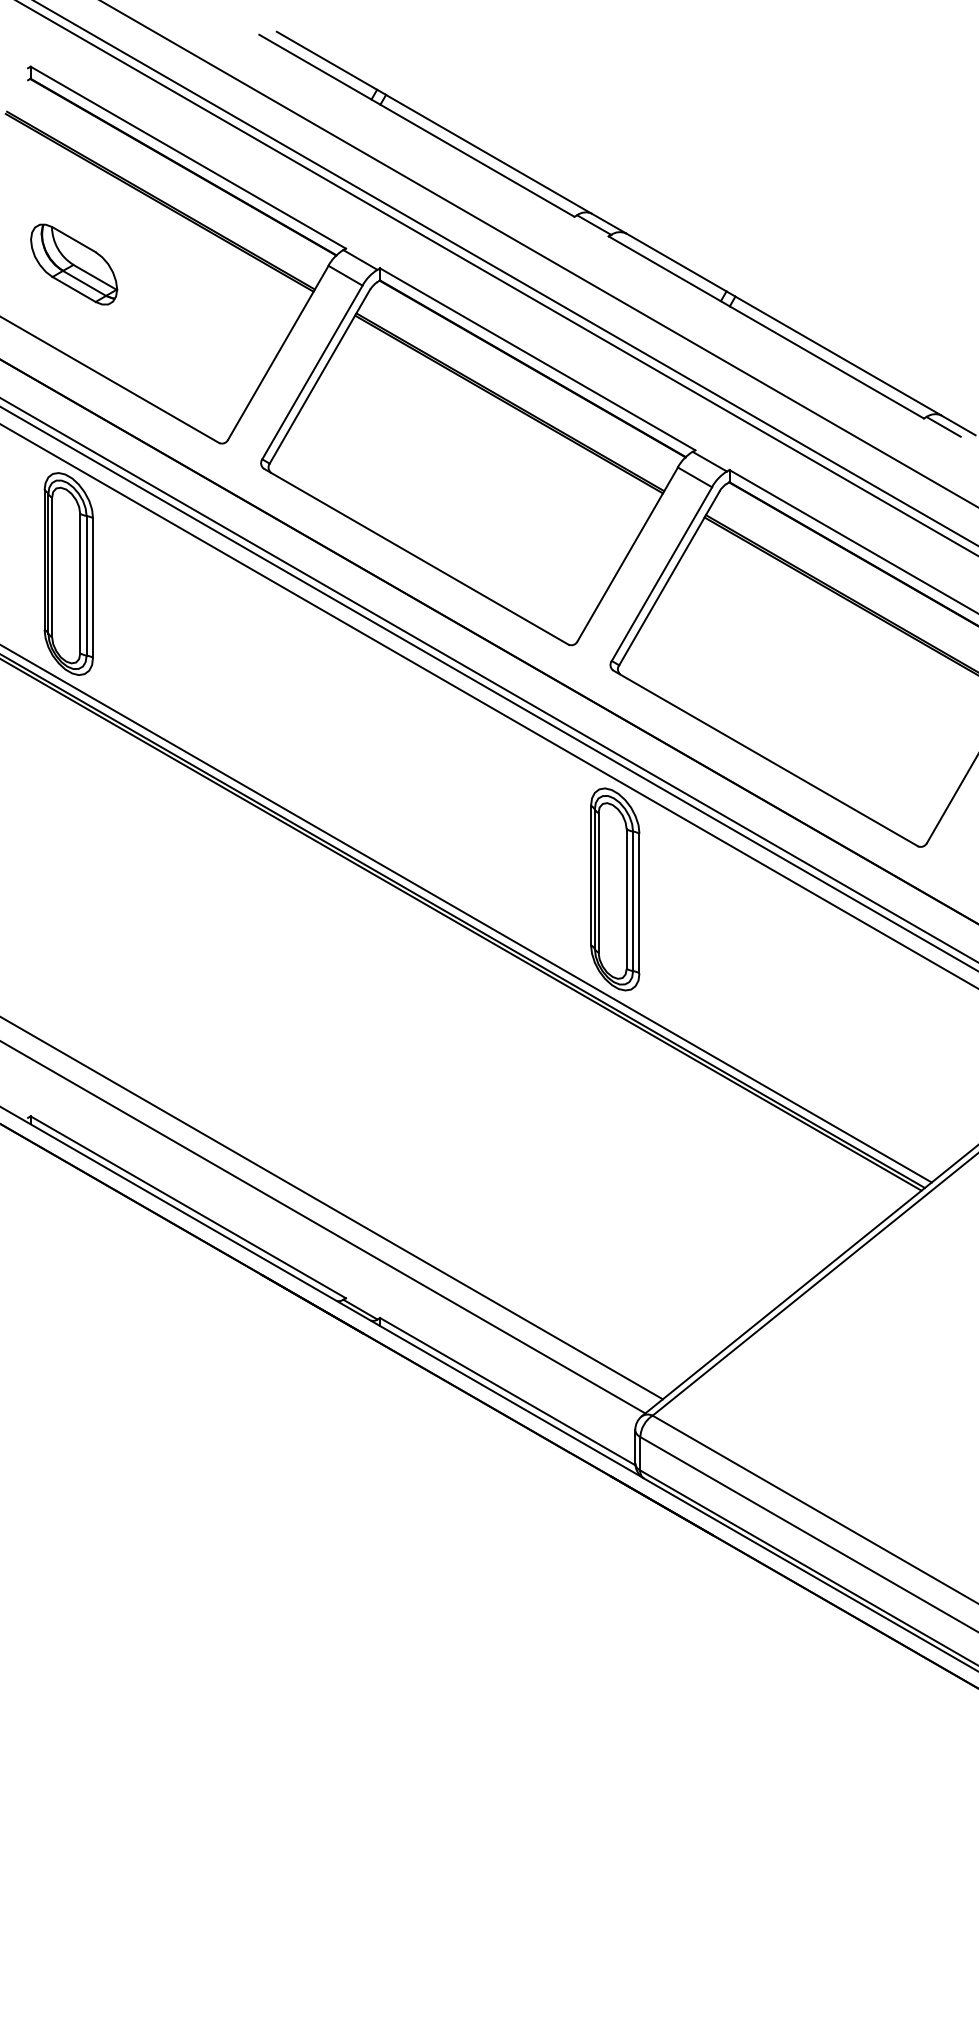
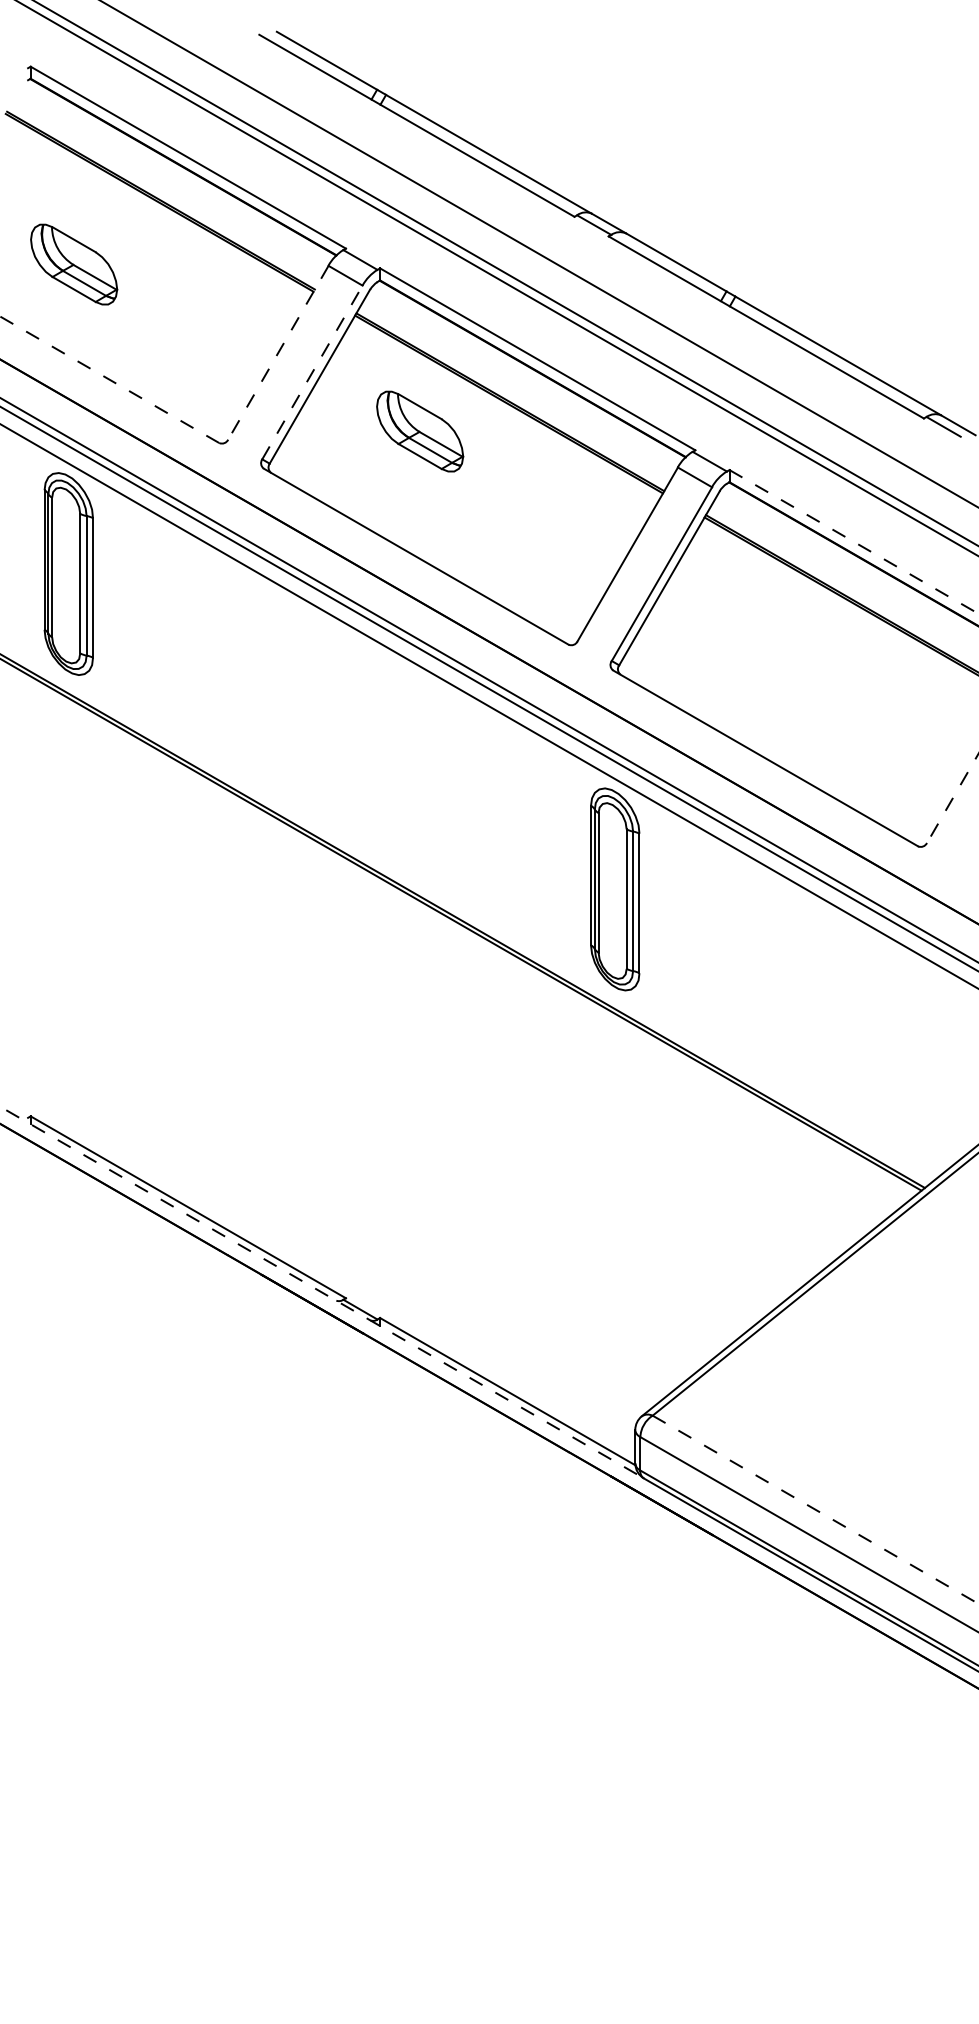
line: solid -> dashed (278, 353)
line: solid -> dashed (312, 372)
line: solid -> dashed (109, 379)
part: none -> present (420, 431)
line: solid -> dashed (853, 541)
line: solid -> dashed (952, 798)
line: present -> none (466, 913)
line: present -> none (332, 1208)
line: present -> none (323, 1227)
line: solid -> dashed (321, 1292)
line: solid -> dashed (815, 1509)
